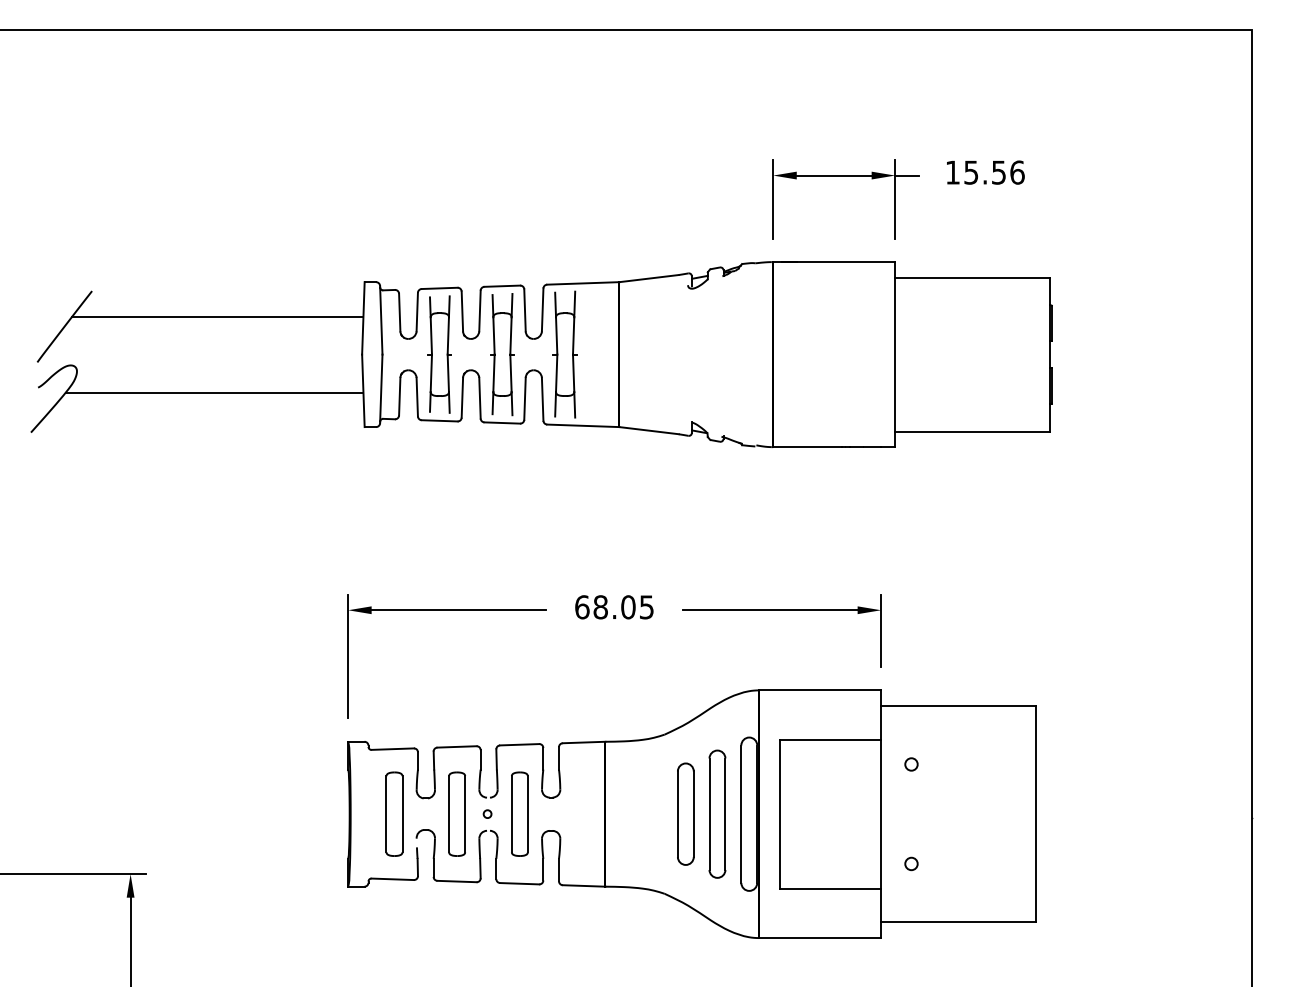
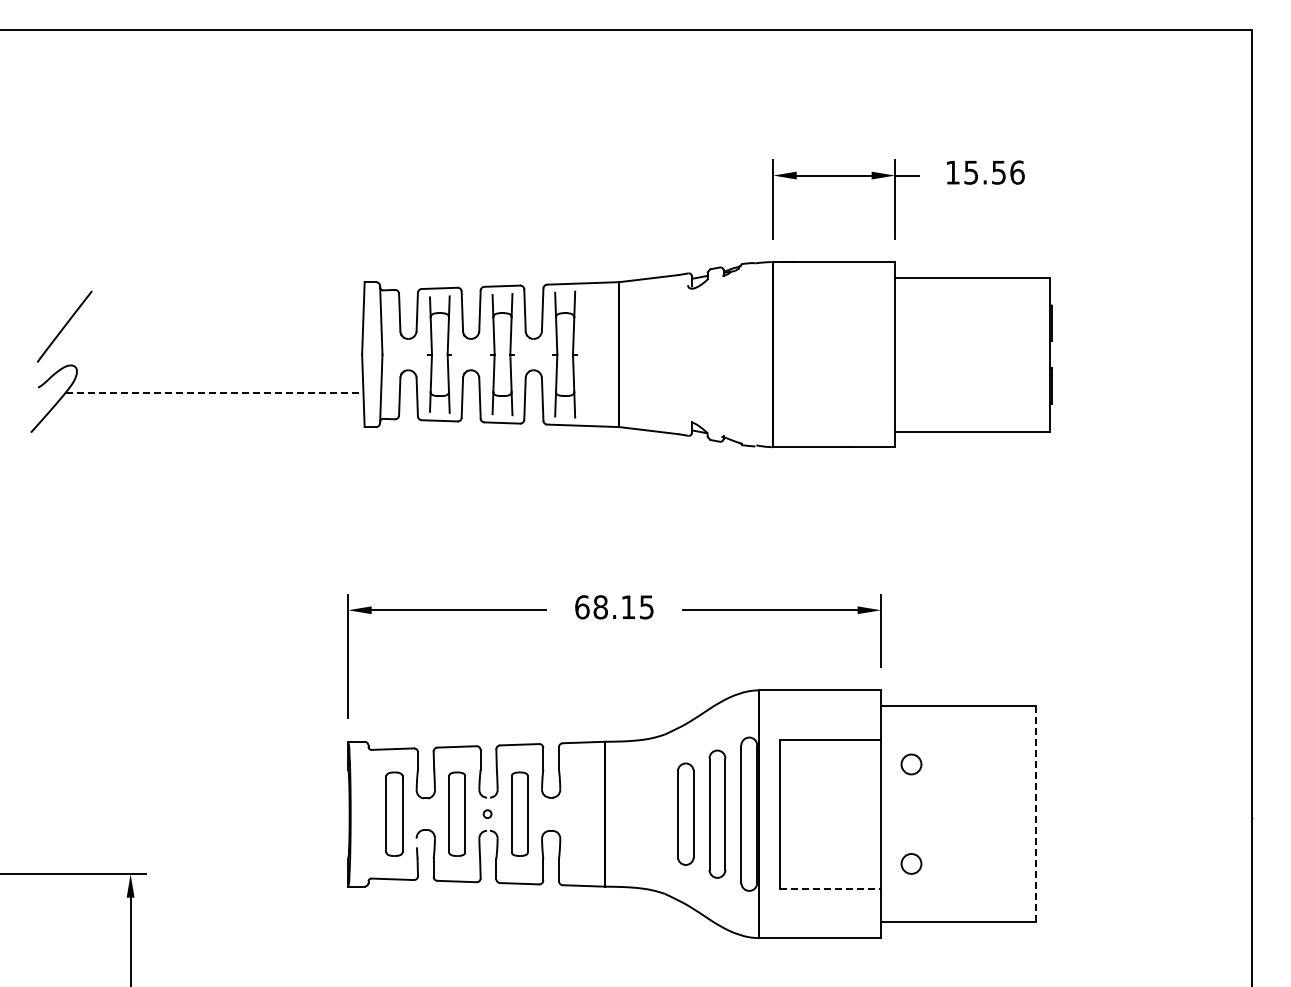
line: present -> none (217, 316)
line: solid -> dashed (214, 392)
text: 68.05 -> 68.15 (628, 607)
circle size: 15x15 px -> 23x23 px (911, 764)
line: solid -> dashed (1036, 814)
circle size: 15x16 px -> 23x22 px (911, 863)
line: solid -> dashed (831, 888)
